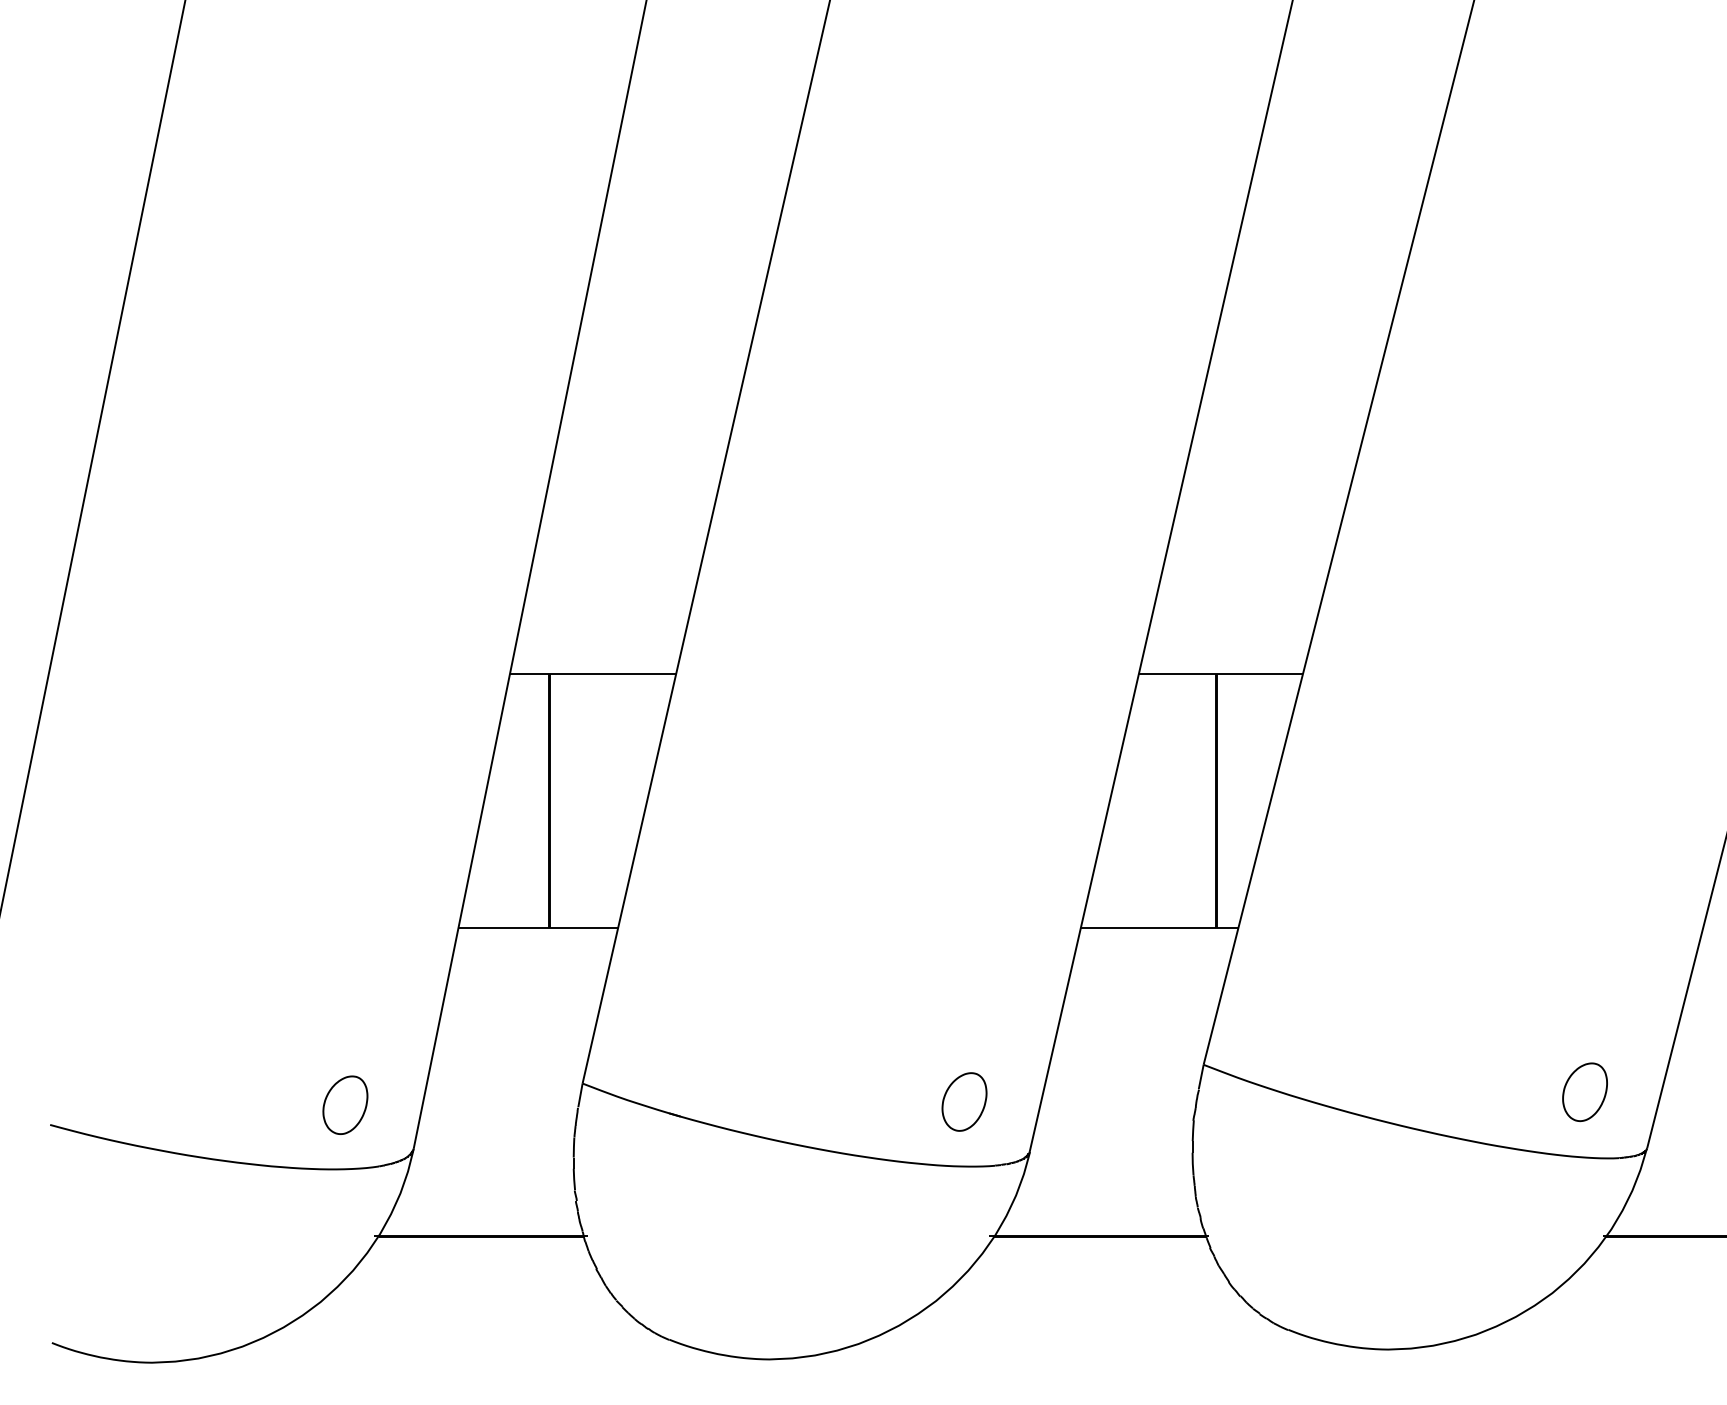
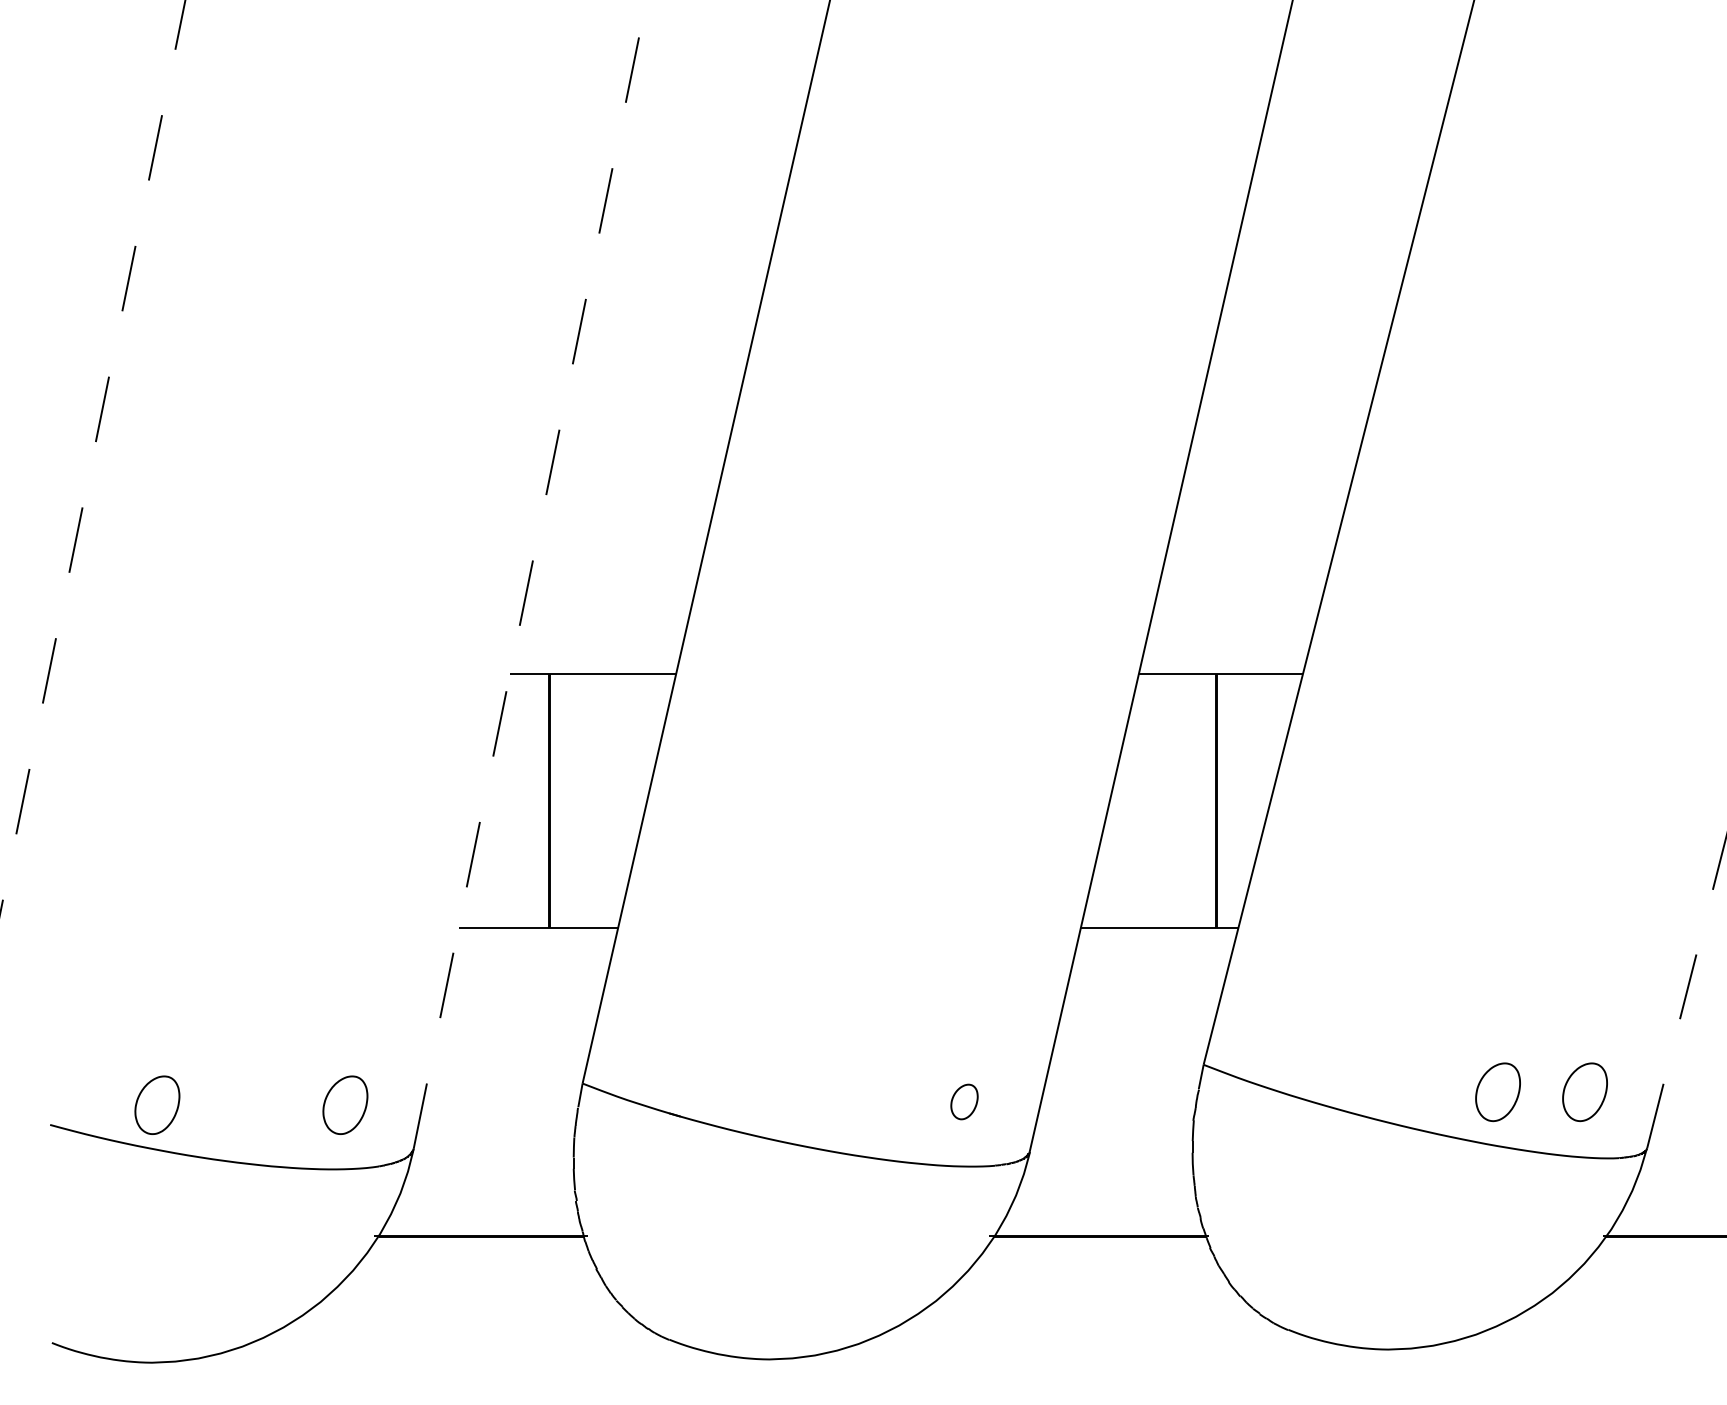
line: solid -> dashed (92, 456)
line: solid -> dashed (530, 574)
line: solid -> dashed (1687, 991)
part: none -> present (1497, 1092)
part size: 47x60 px -> 29x38 px (964, 1101)
part: none -> present (157, 1104)
